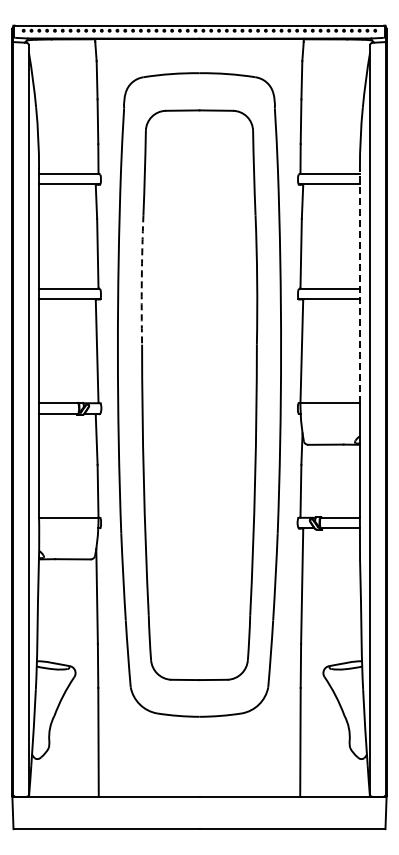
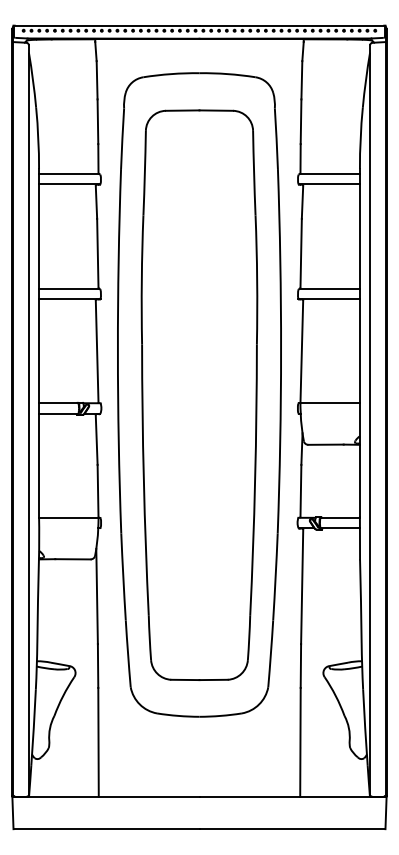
arc: dashed -> solid (141, 280)
line: dashed -> solid (359, 285)
